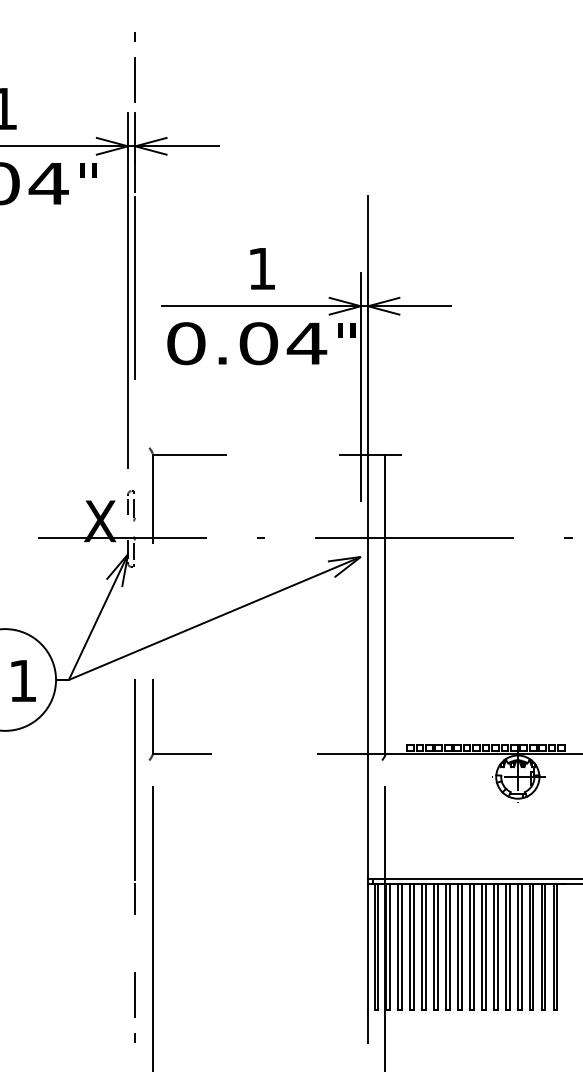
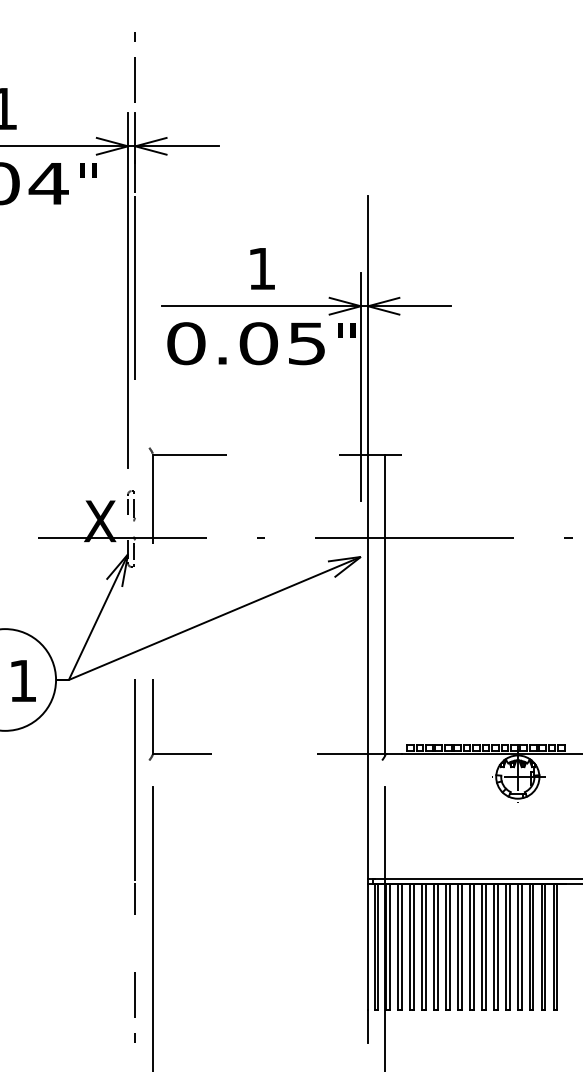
text: 0.04 -> 0.05 (306, 343)
